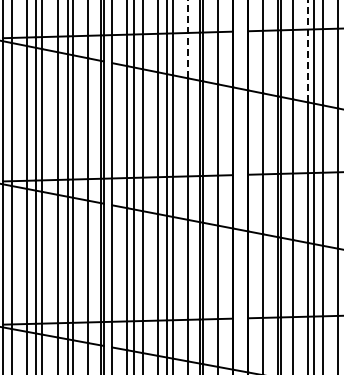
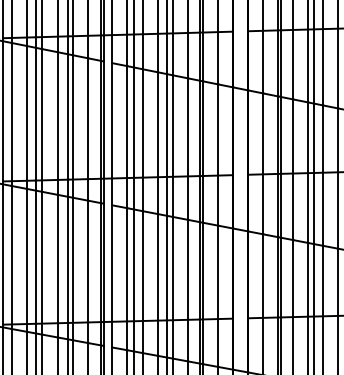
line: dashed -> solid (188, 39)
line: dashed -> solid (308, 51)
